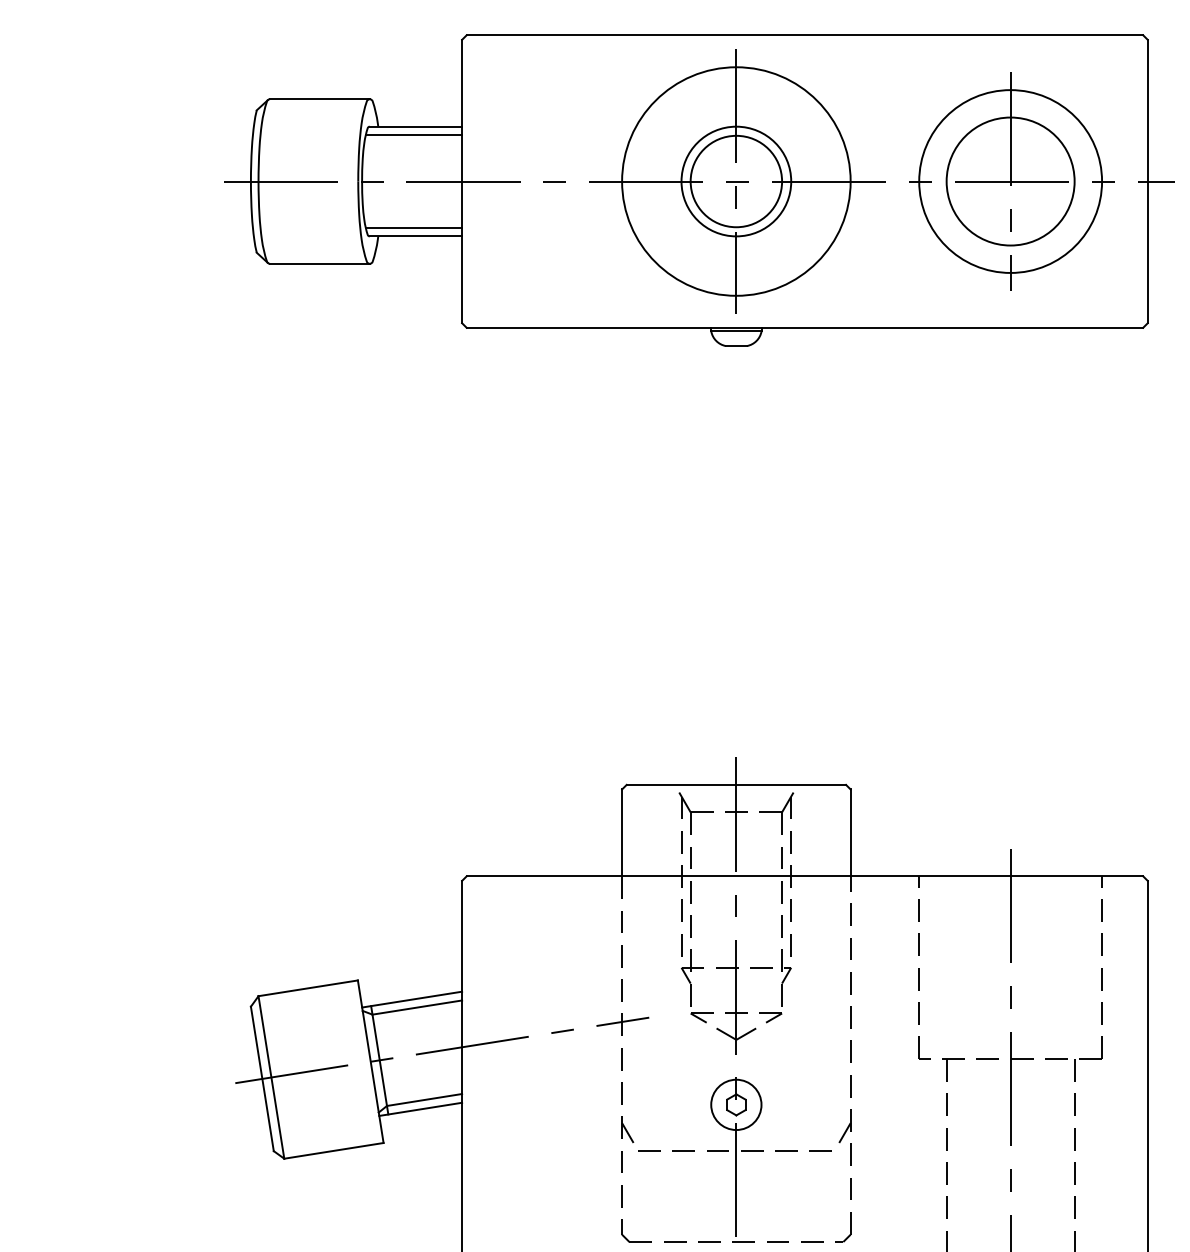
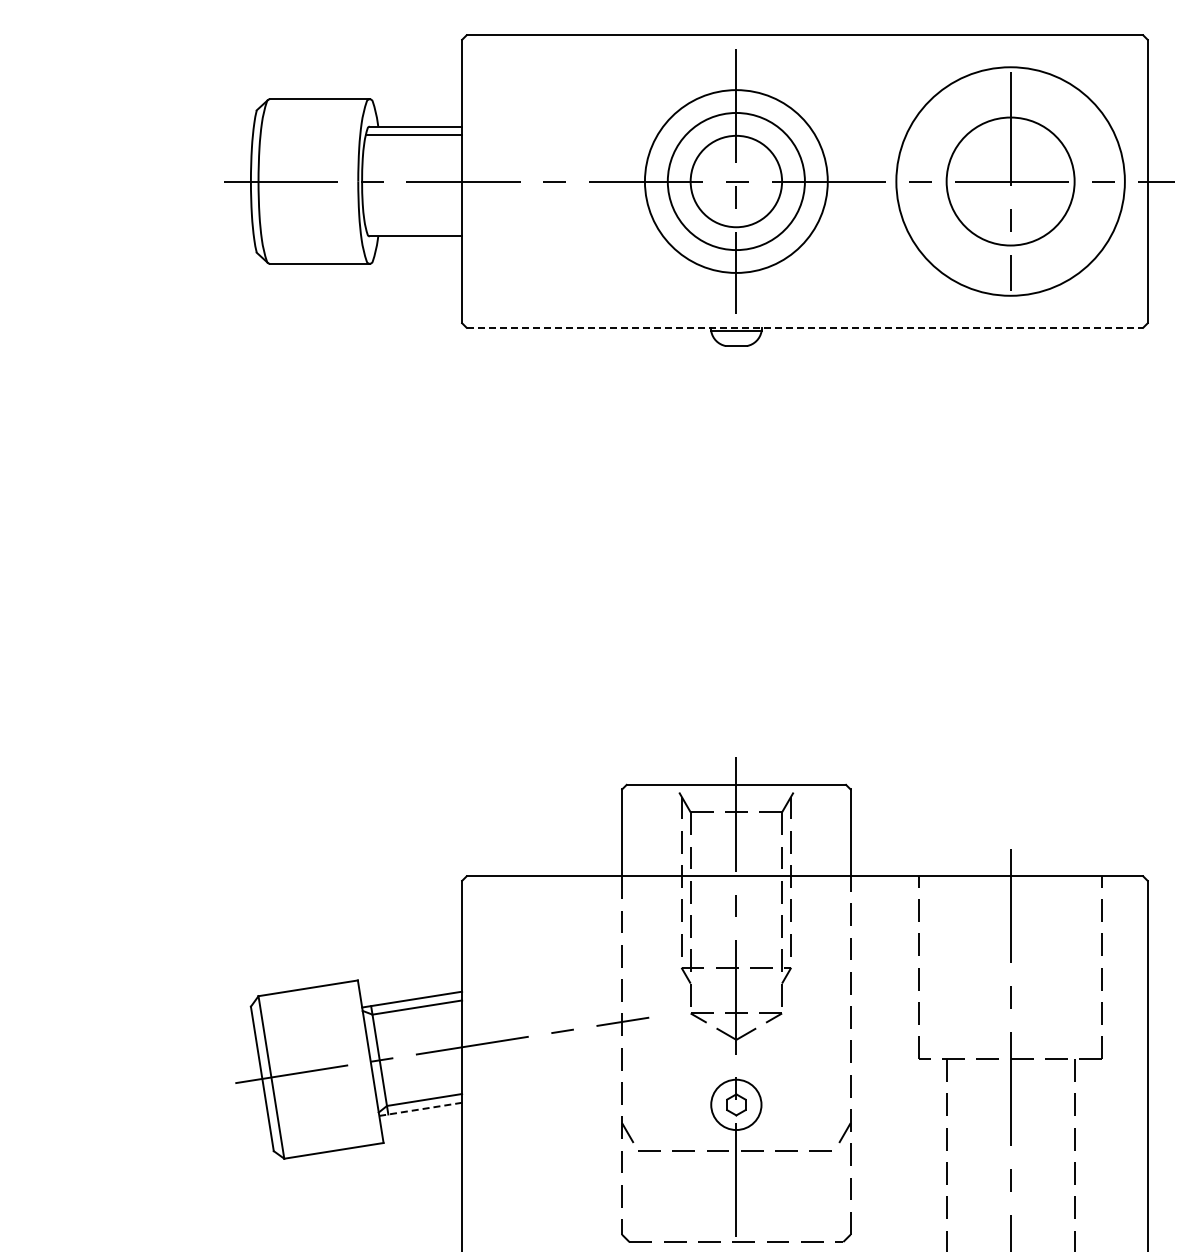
circle diameter: 110 px -> 137 px (735, 181)
circle diameter: 229 px -> 183 px (735, 181)
circle diameter: 183 px -> 229 px (1010, 181)
line: present -> none (413, 227)
line: solid -> dashed (805, 327)
line: solid -> dashed (420, 1109)
